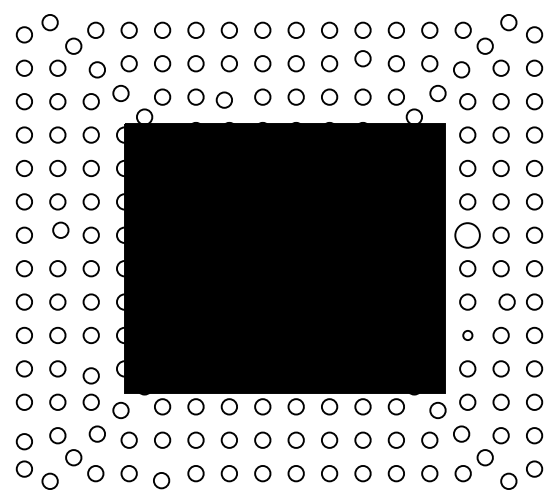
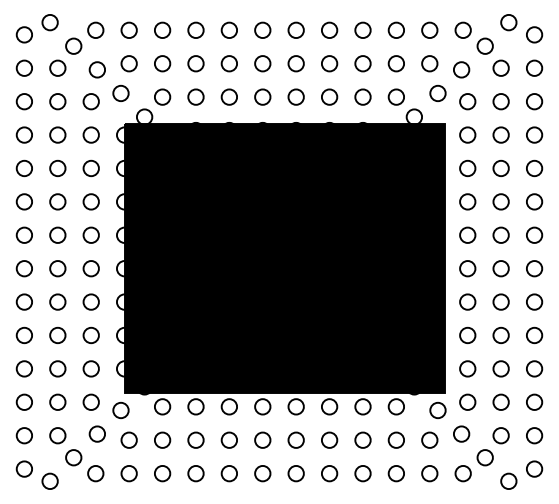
circle position: (362, 58) -> (362, 63) (362, 63)
circle position: (223, 99) -> (228, 96) (228, 96)
circle position: (60, 229) -> (57, 234) (57, 234)
circle size: 27x27 px -> 18x18 px (467, 234)
circle position: (506, 301) -> (500, 301) (500, 301)
circle size: 12x11 px -> 18x19 px (467, 335)
circle position: (90, 375) -> (90, 368) (90, 368)
circle position: (23, 441) -> (23, 435) (23, 435)
circle position: (161, 480) -> (162, 473) (162, 473)
